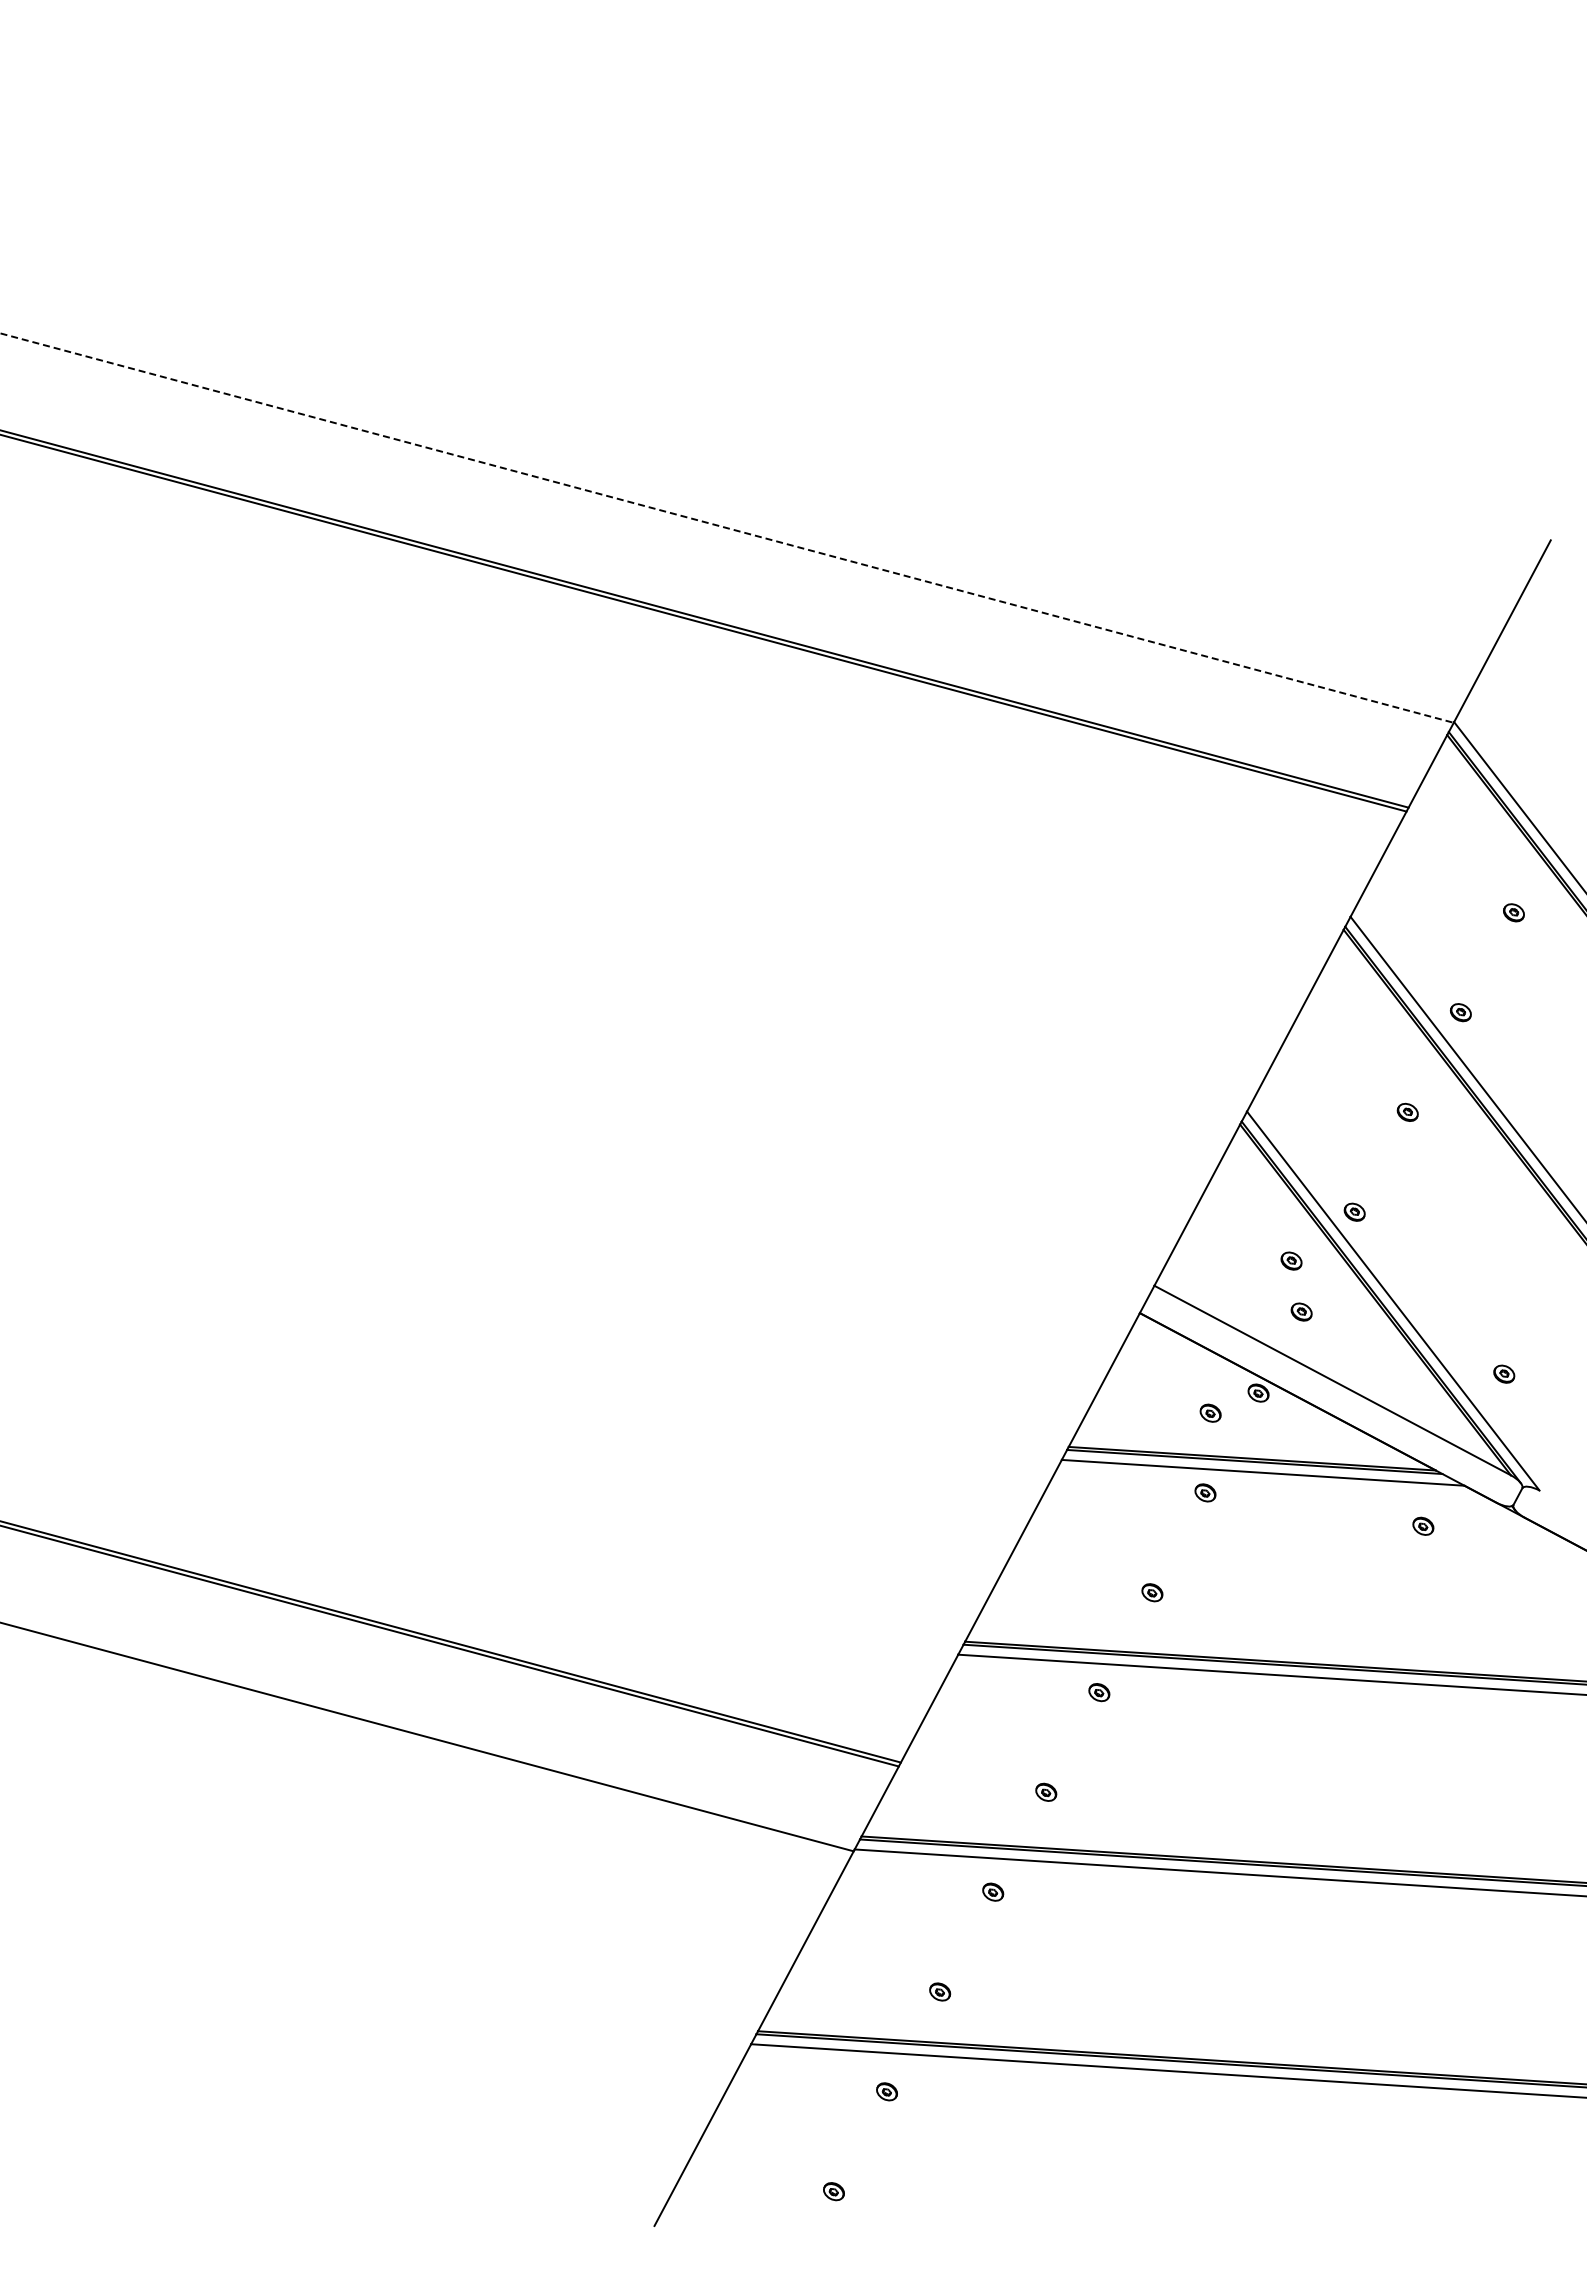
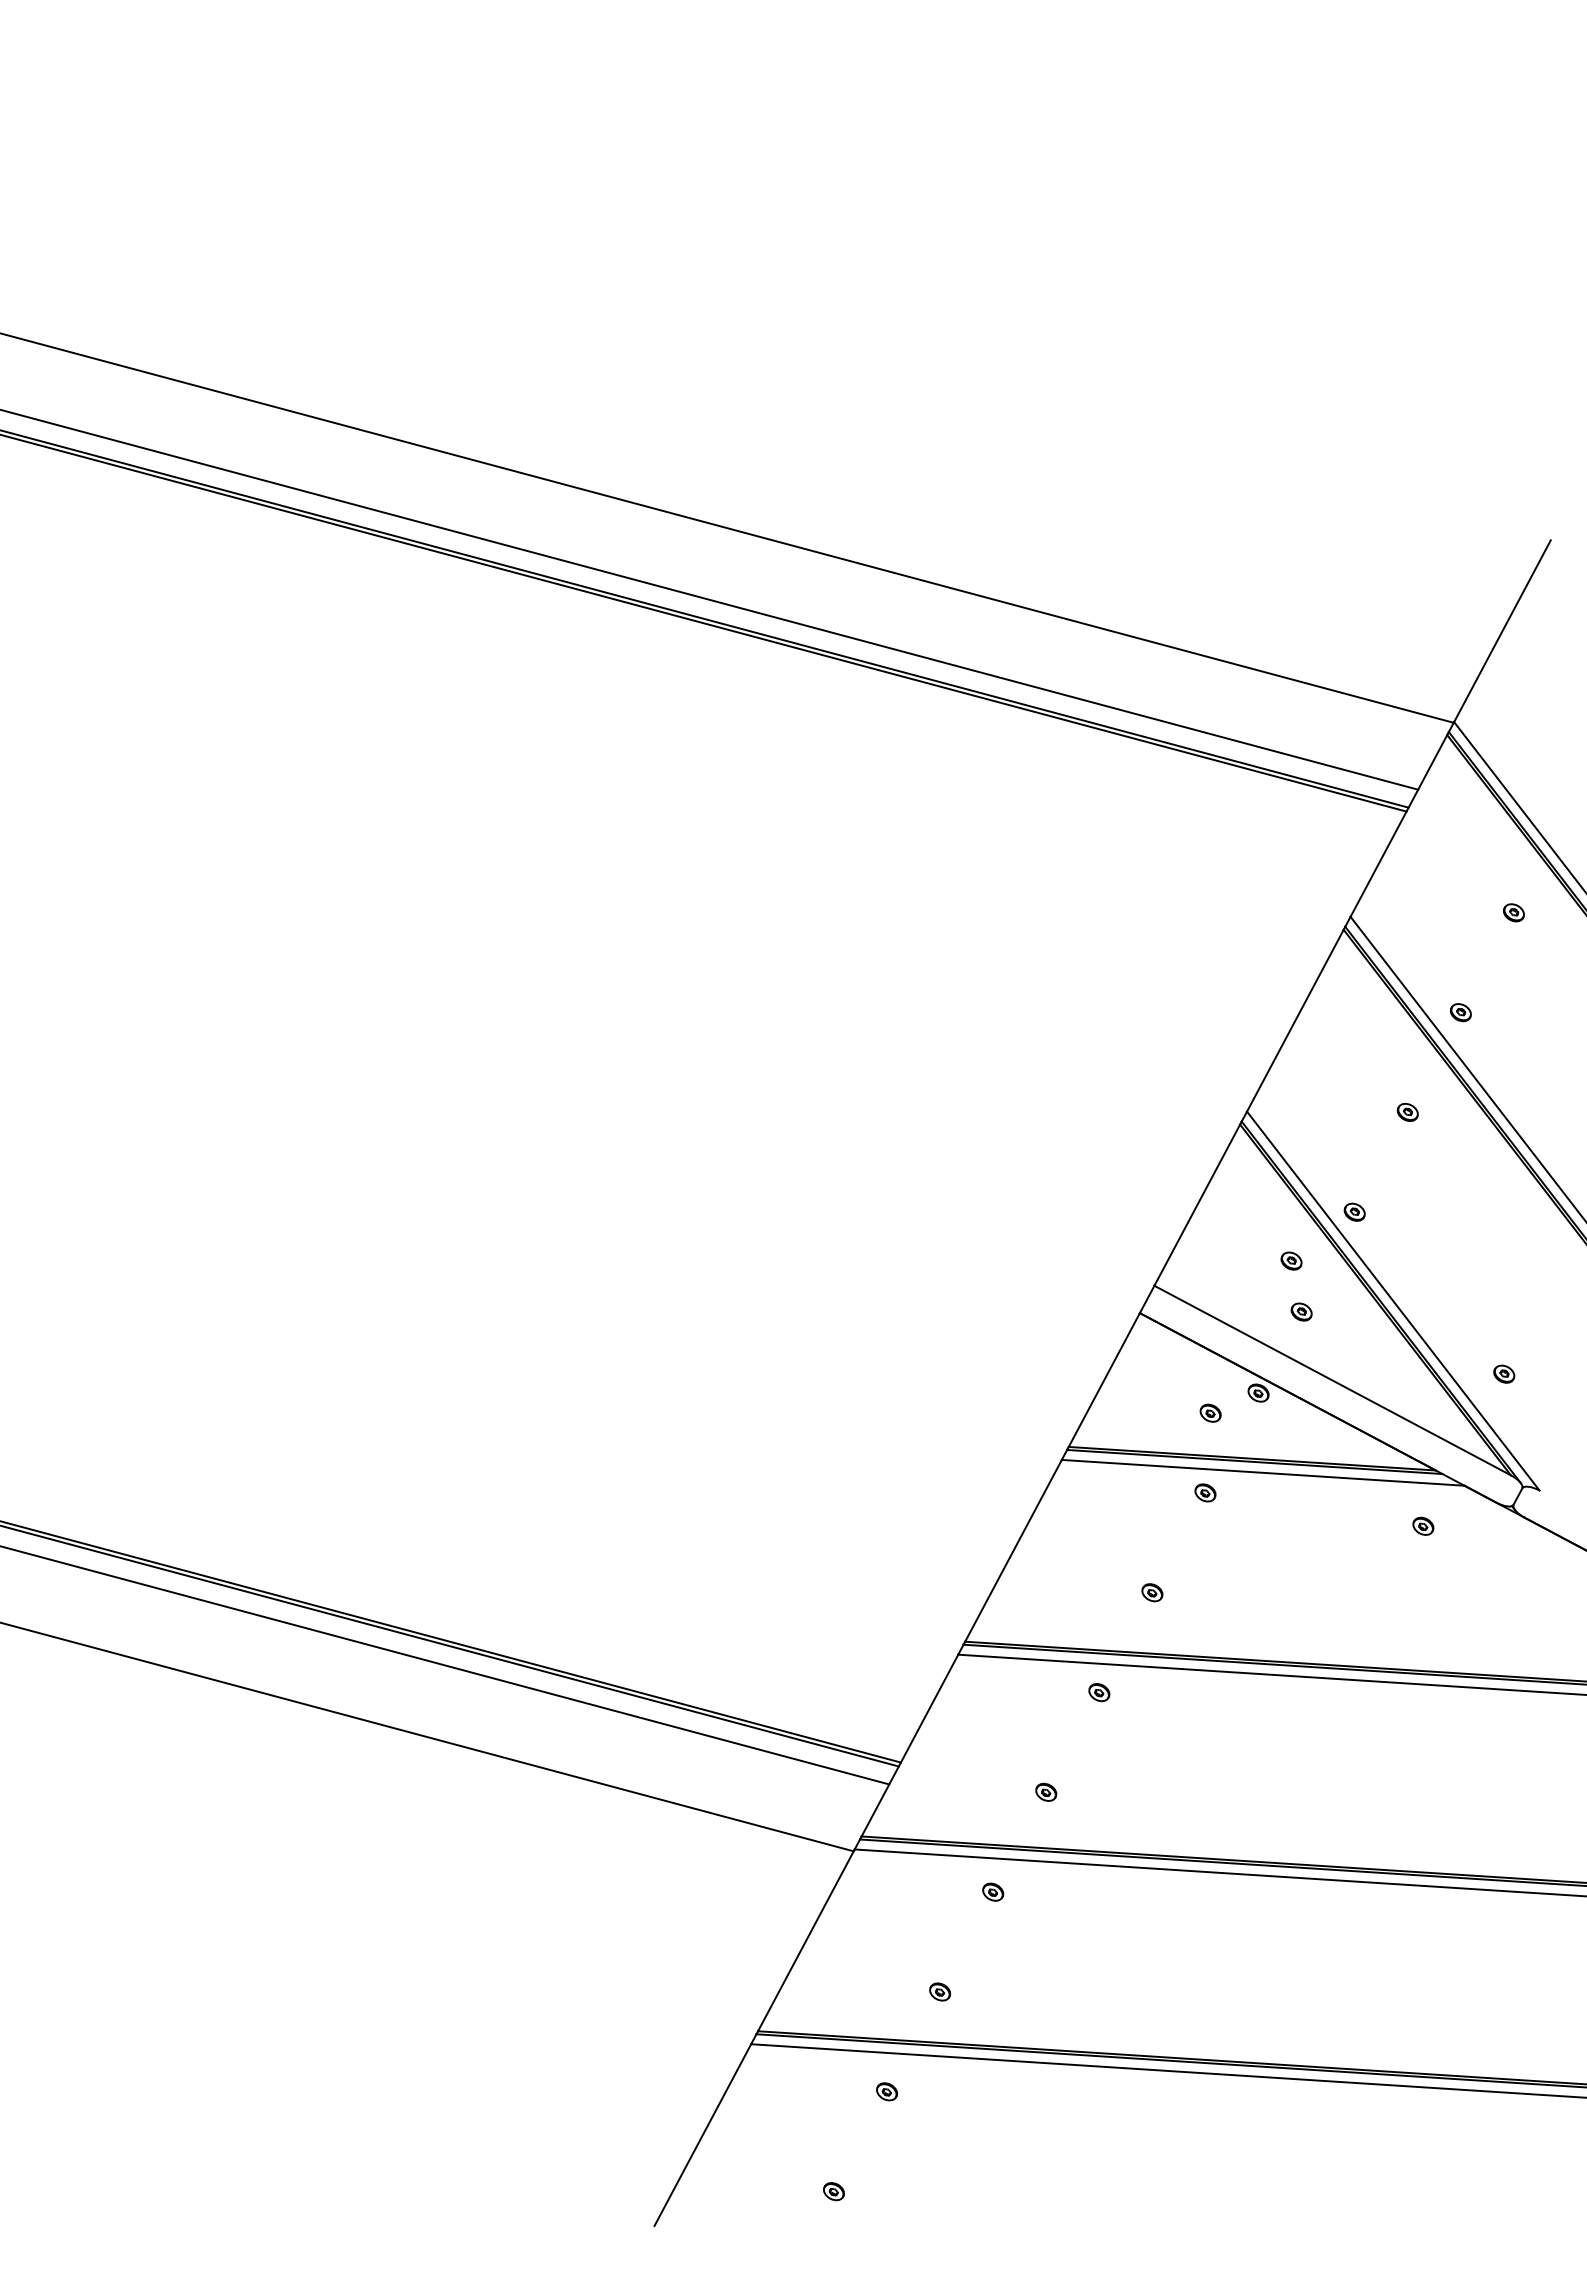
line: dashed -> solid (727, 528)
line: none -> present (710, 599)
line: none -> present (445, 1665)
